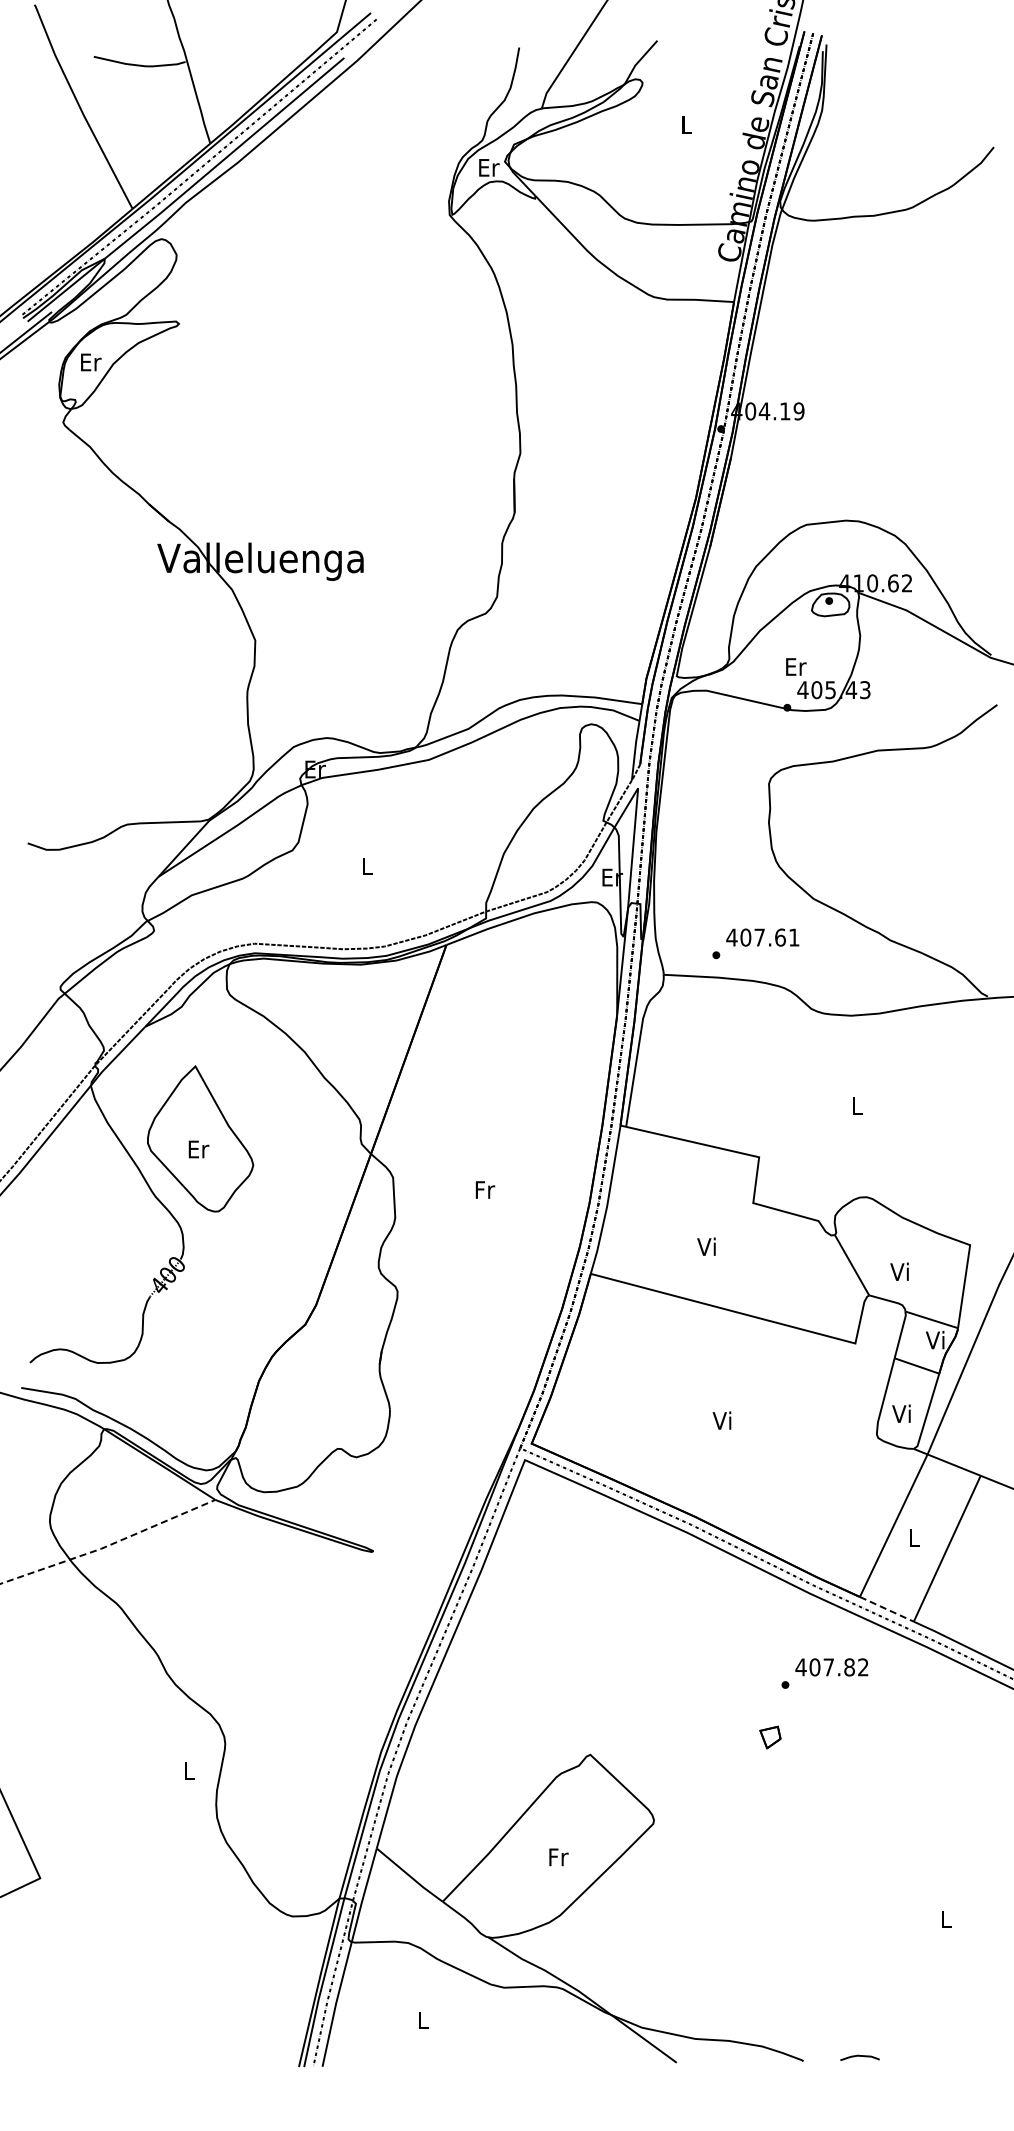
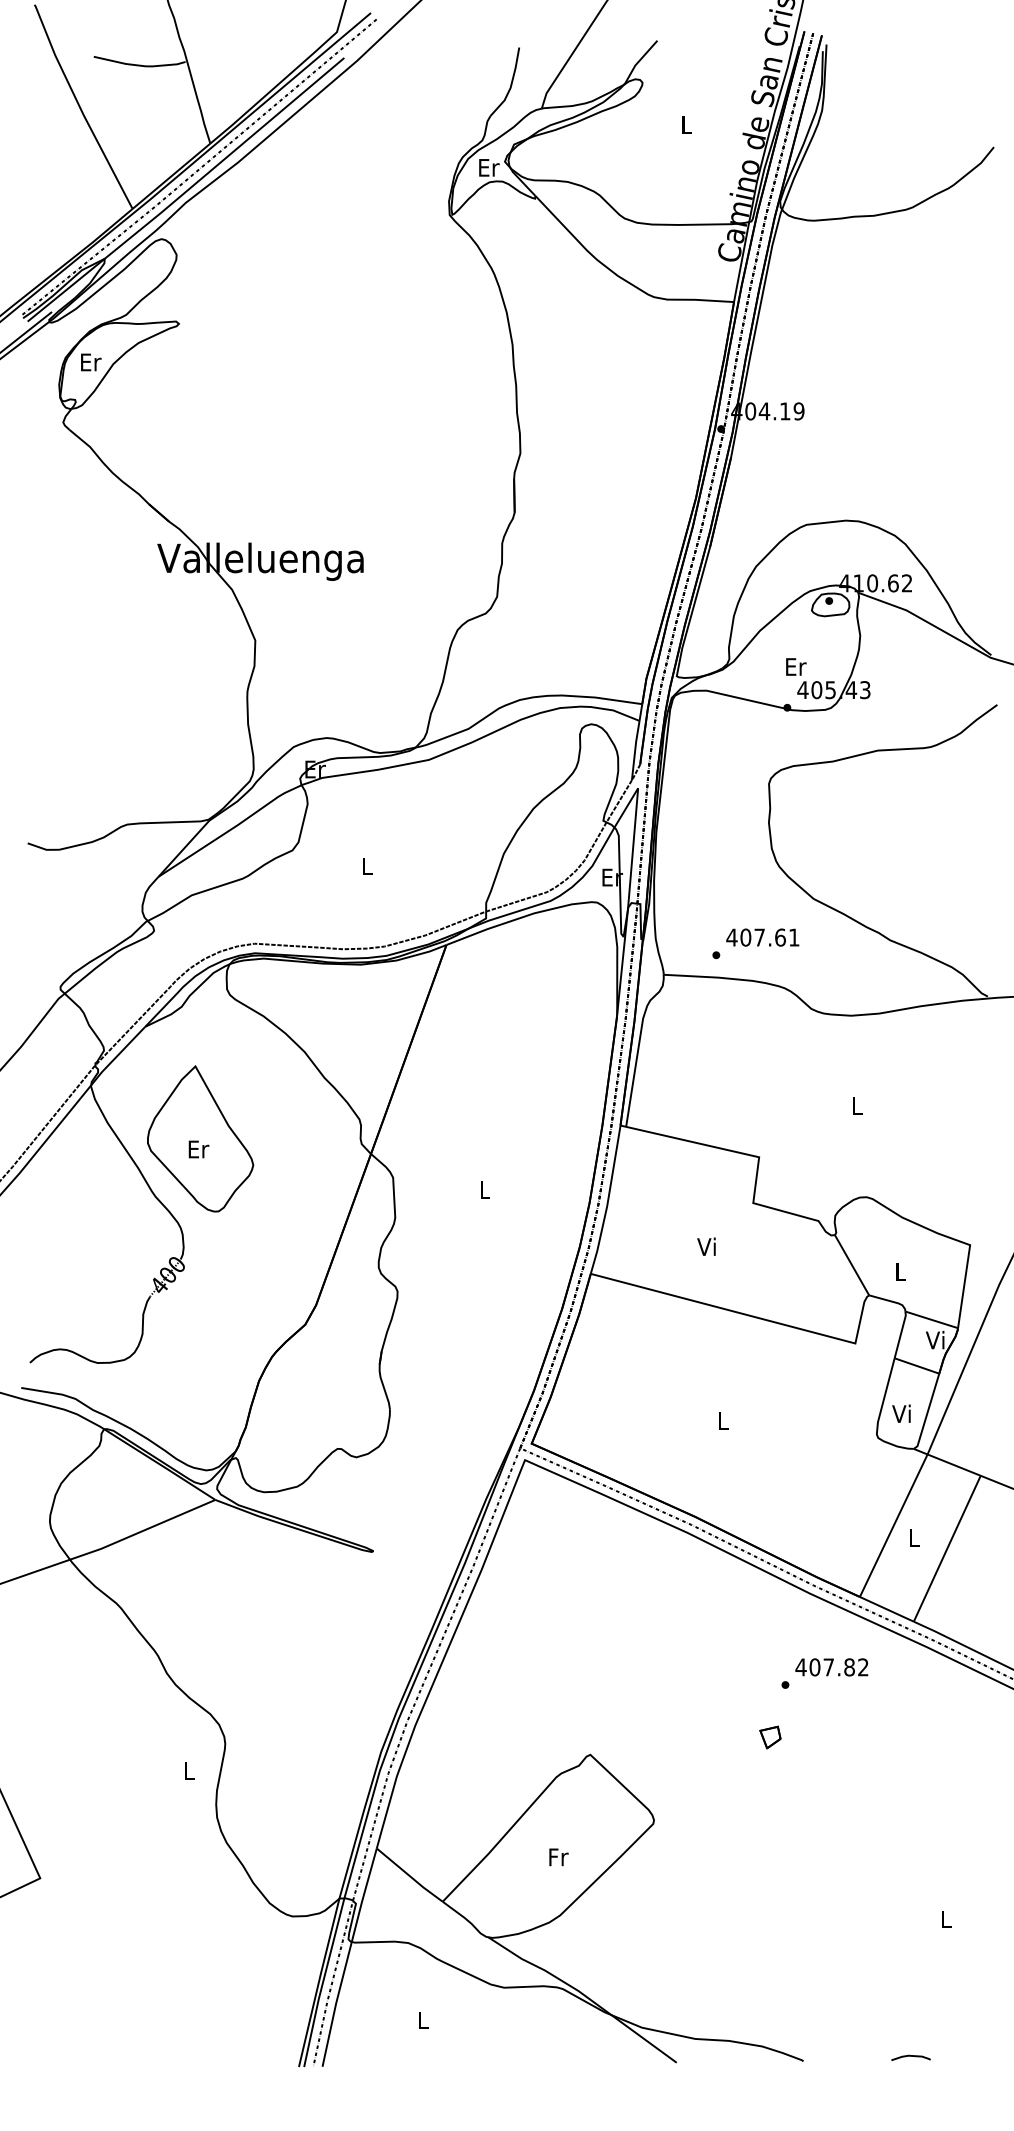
text: Fr -> L (485, 1189)
text: Vi -> L (899, 1271)
text: Vi -> L (721, 1420)
line: dashed -> solid (109, 1545)
line: dashed -> solid (886, 1609)
curve position: (859, 2056) -> (910, 2056) (910, 2056)
